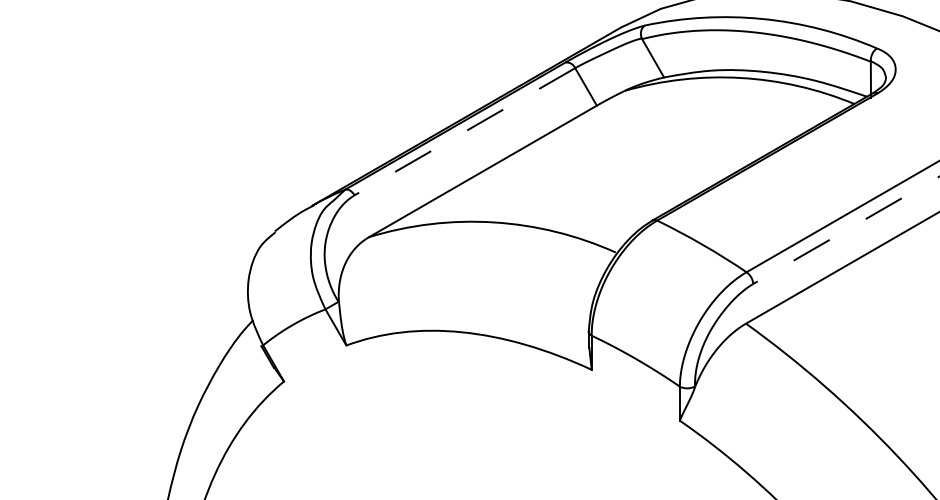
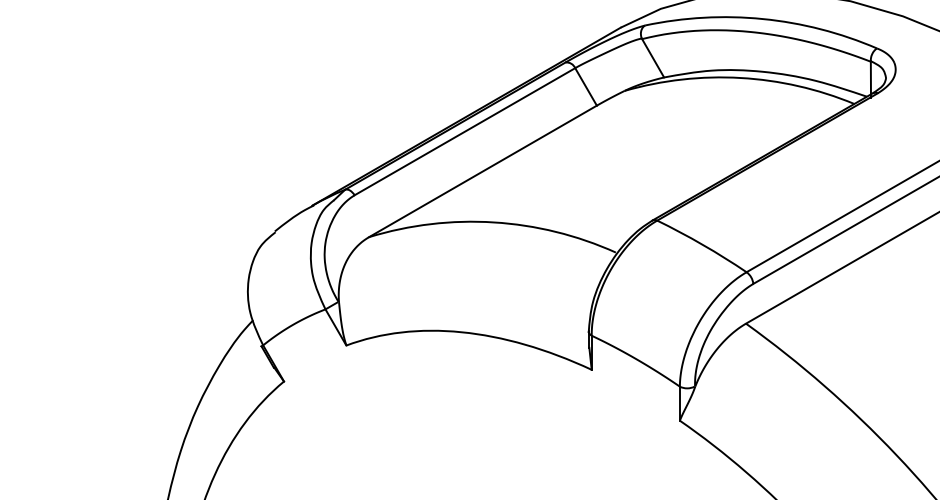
line: dashed -> solid (464, 131)
line: dashed -> solid (845, 230)
